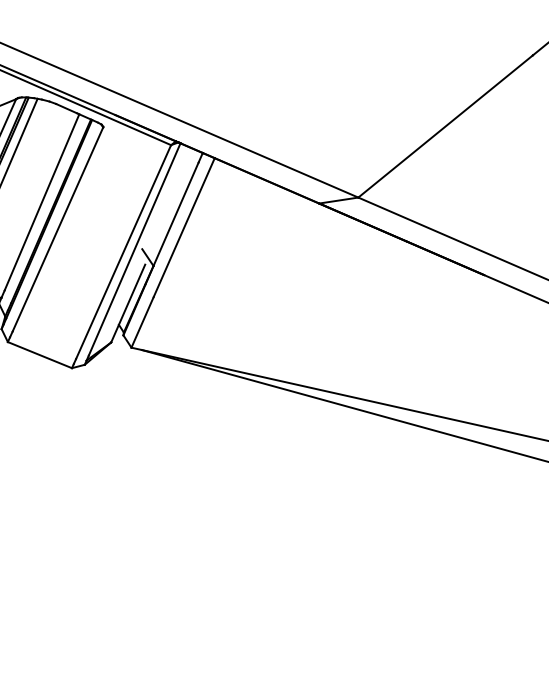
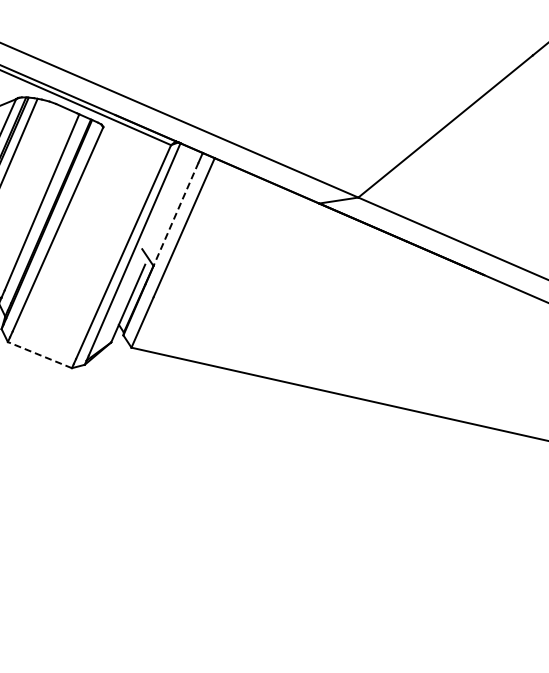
line: solid -> dashed (175, 214)
line: solid -> dashed (39, 355)
line: present -> none (343, 405)
